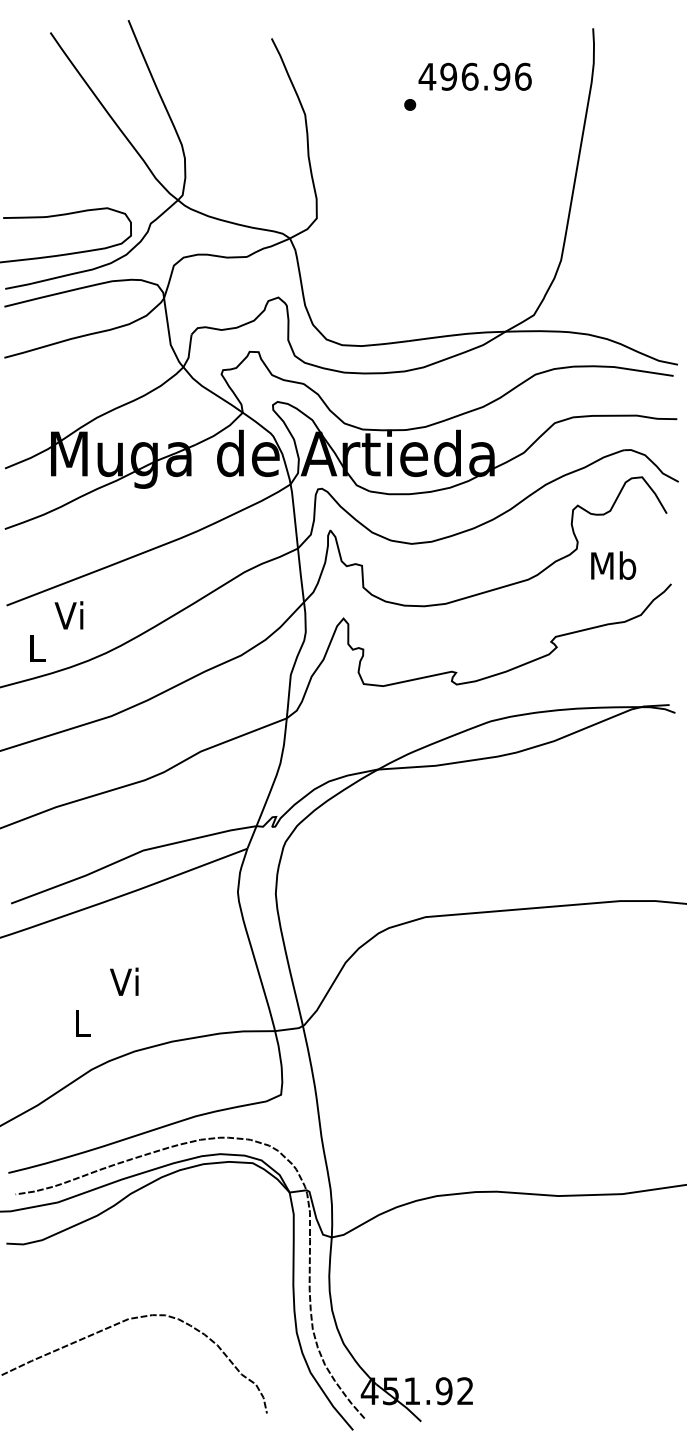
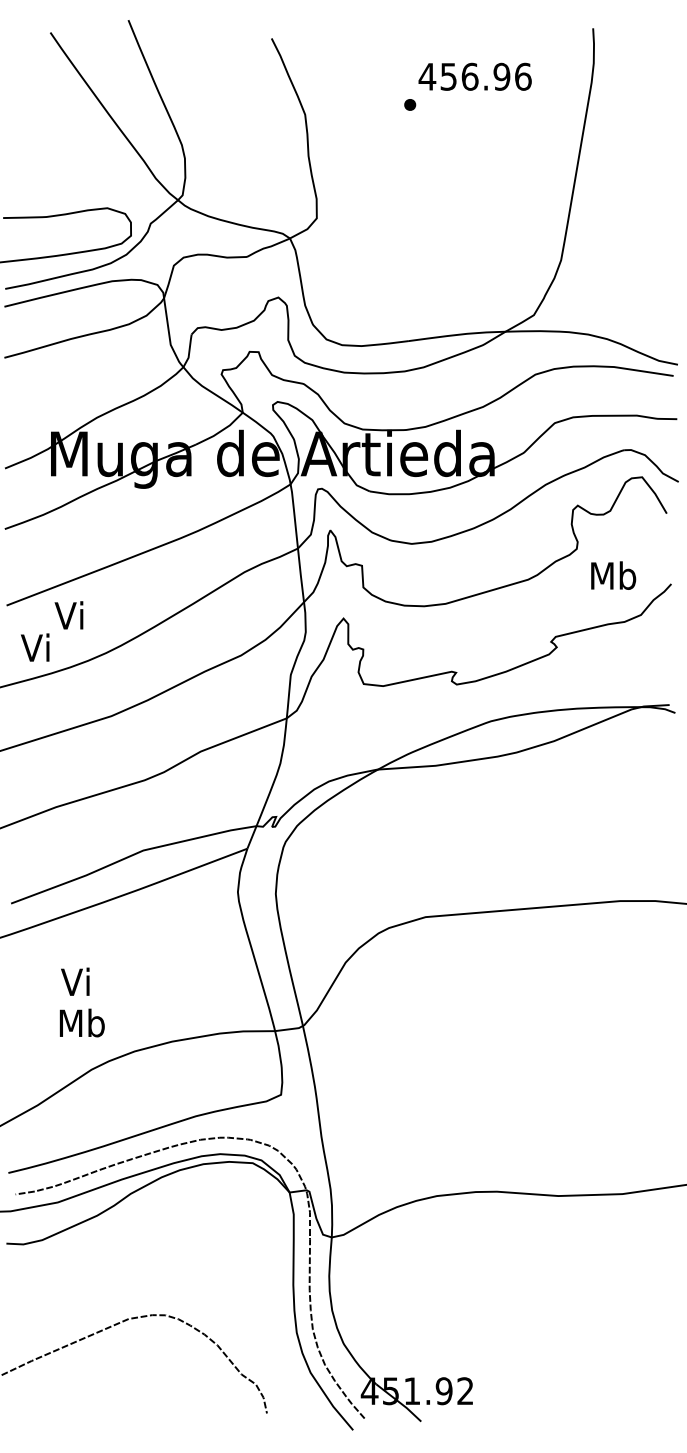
text: 496.96 -> 456.96 (448, 76)
text position: (613, 565) -> (613, 575) (613, 575)
text: L -> Vi (34, 647)
text position: (124, 981) -> (75, 981) (75, 981)
text: L -> Mb (81, 1022)
